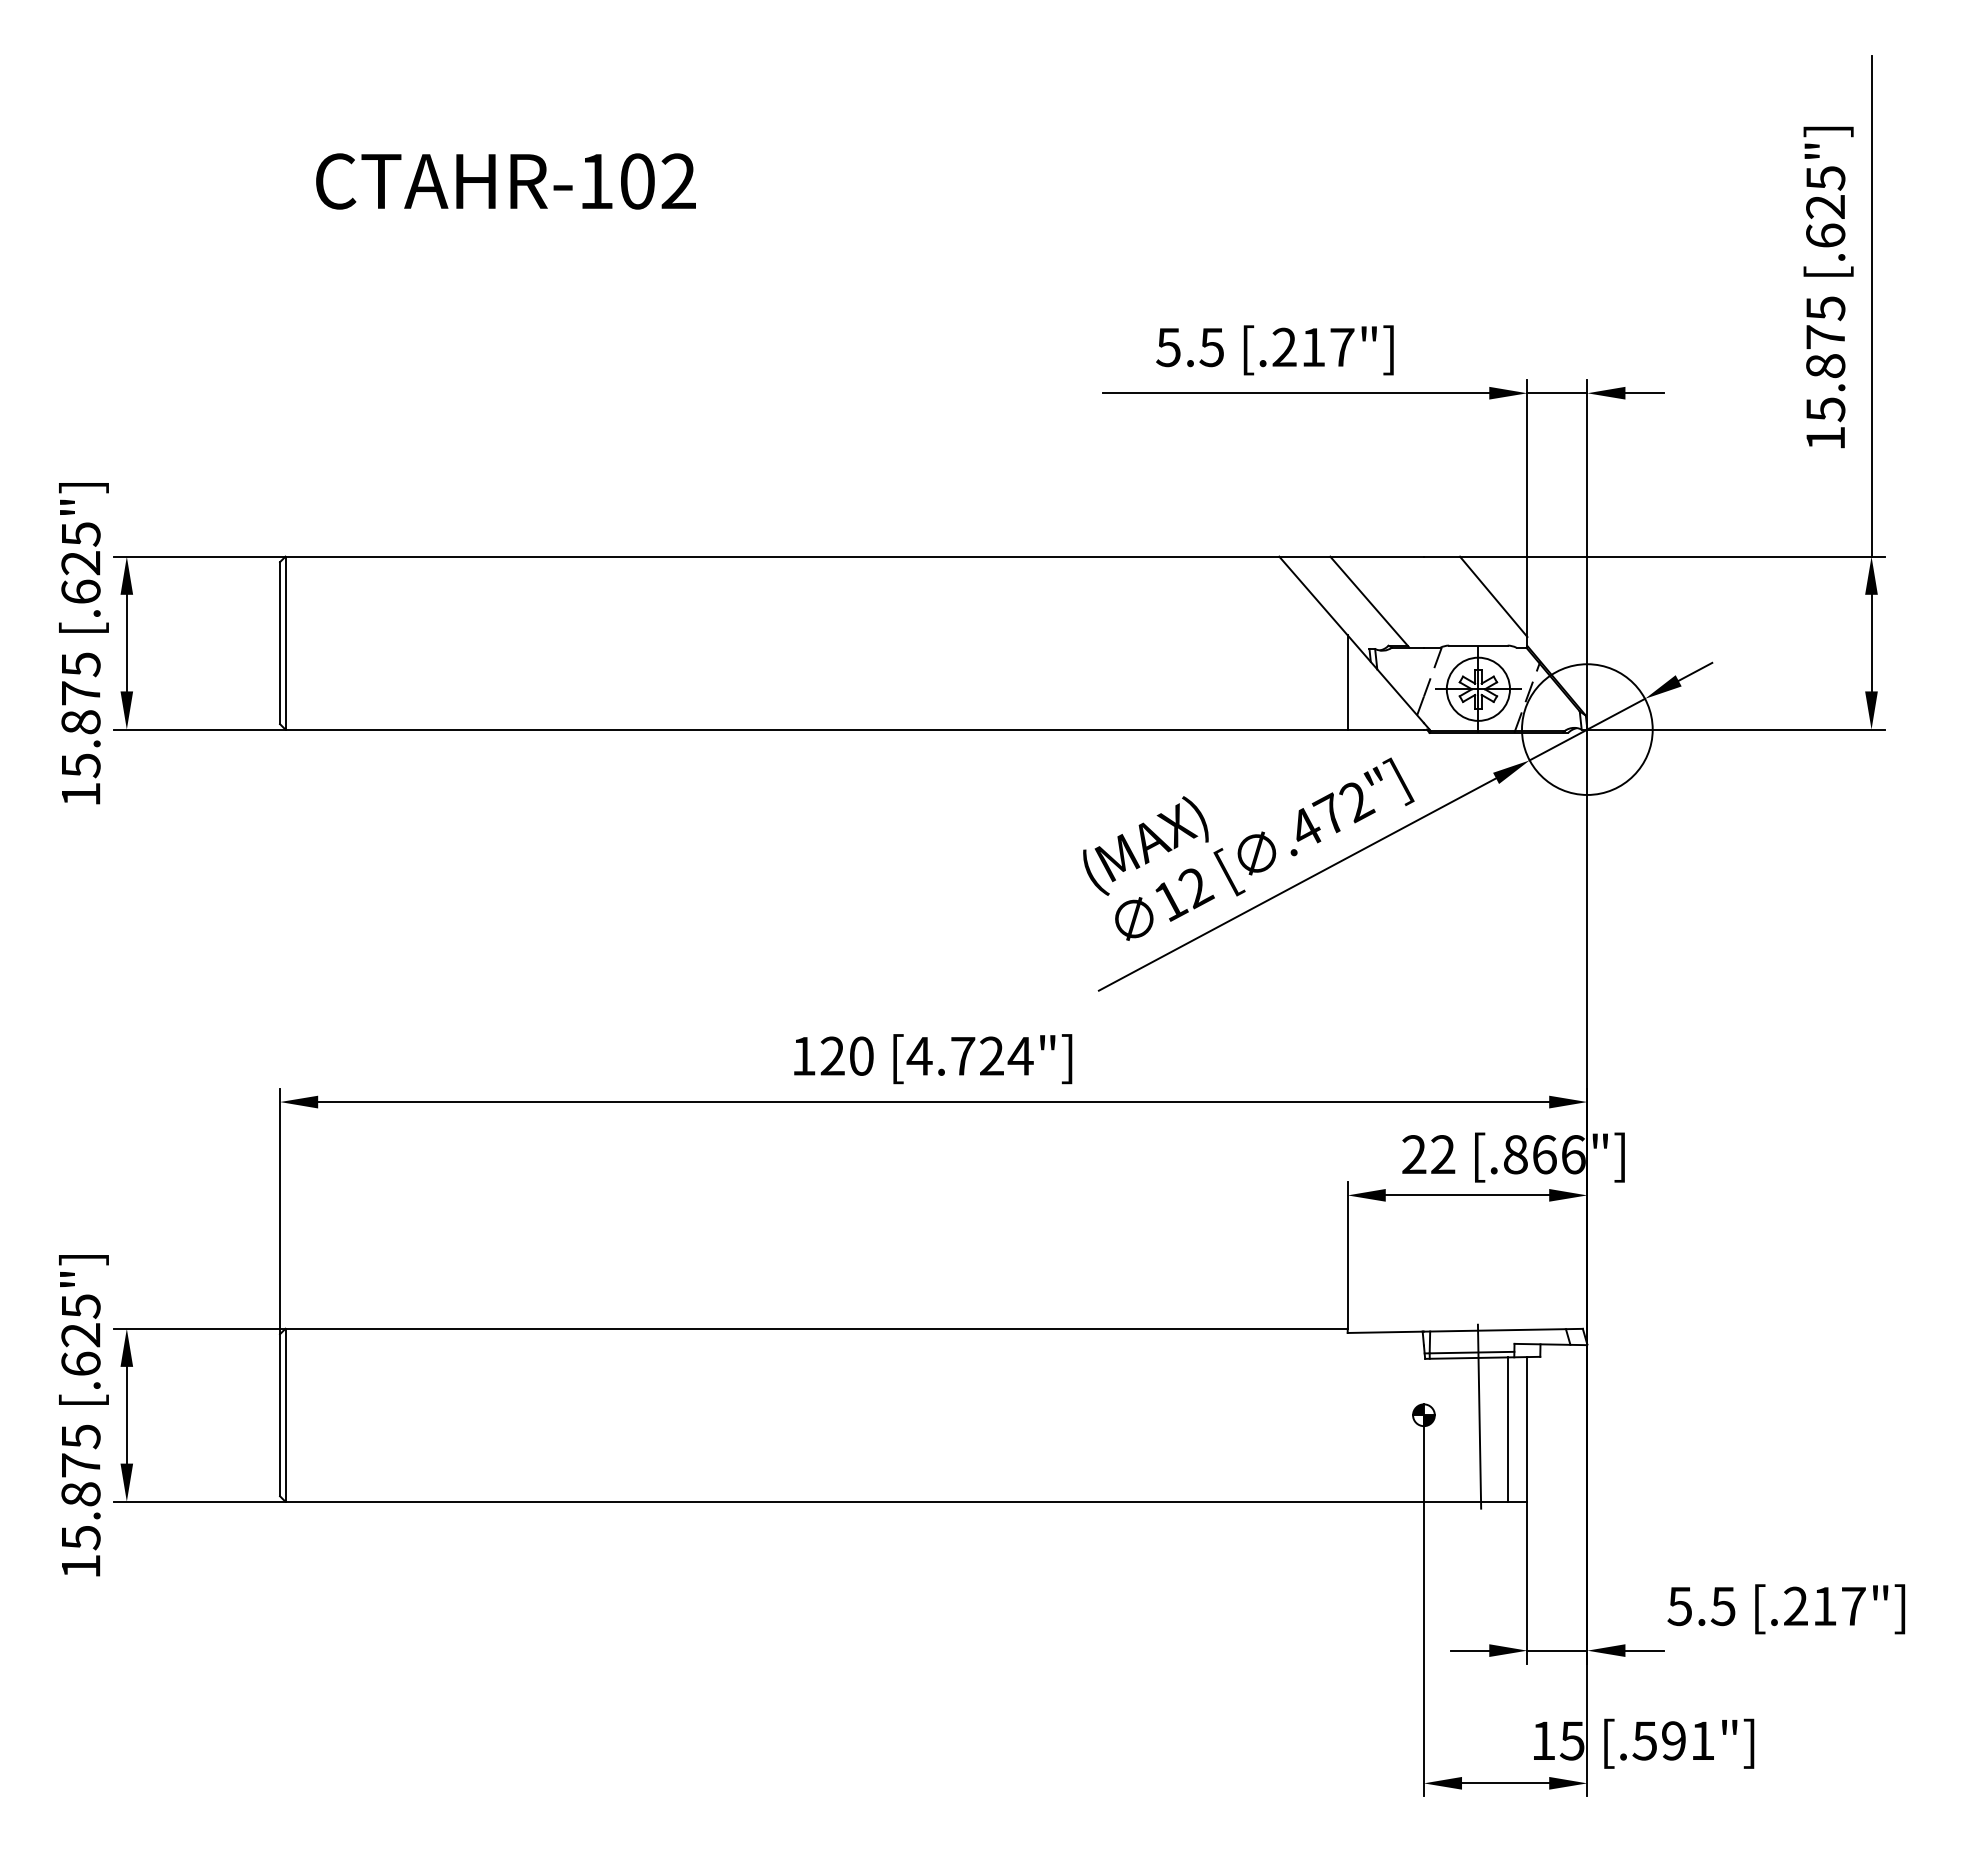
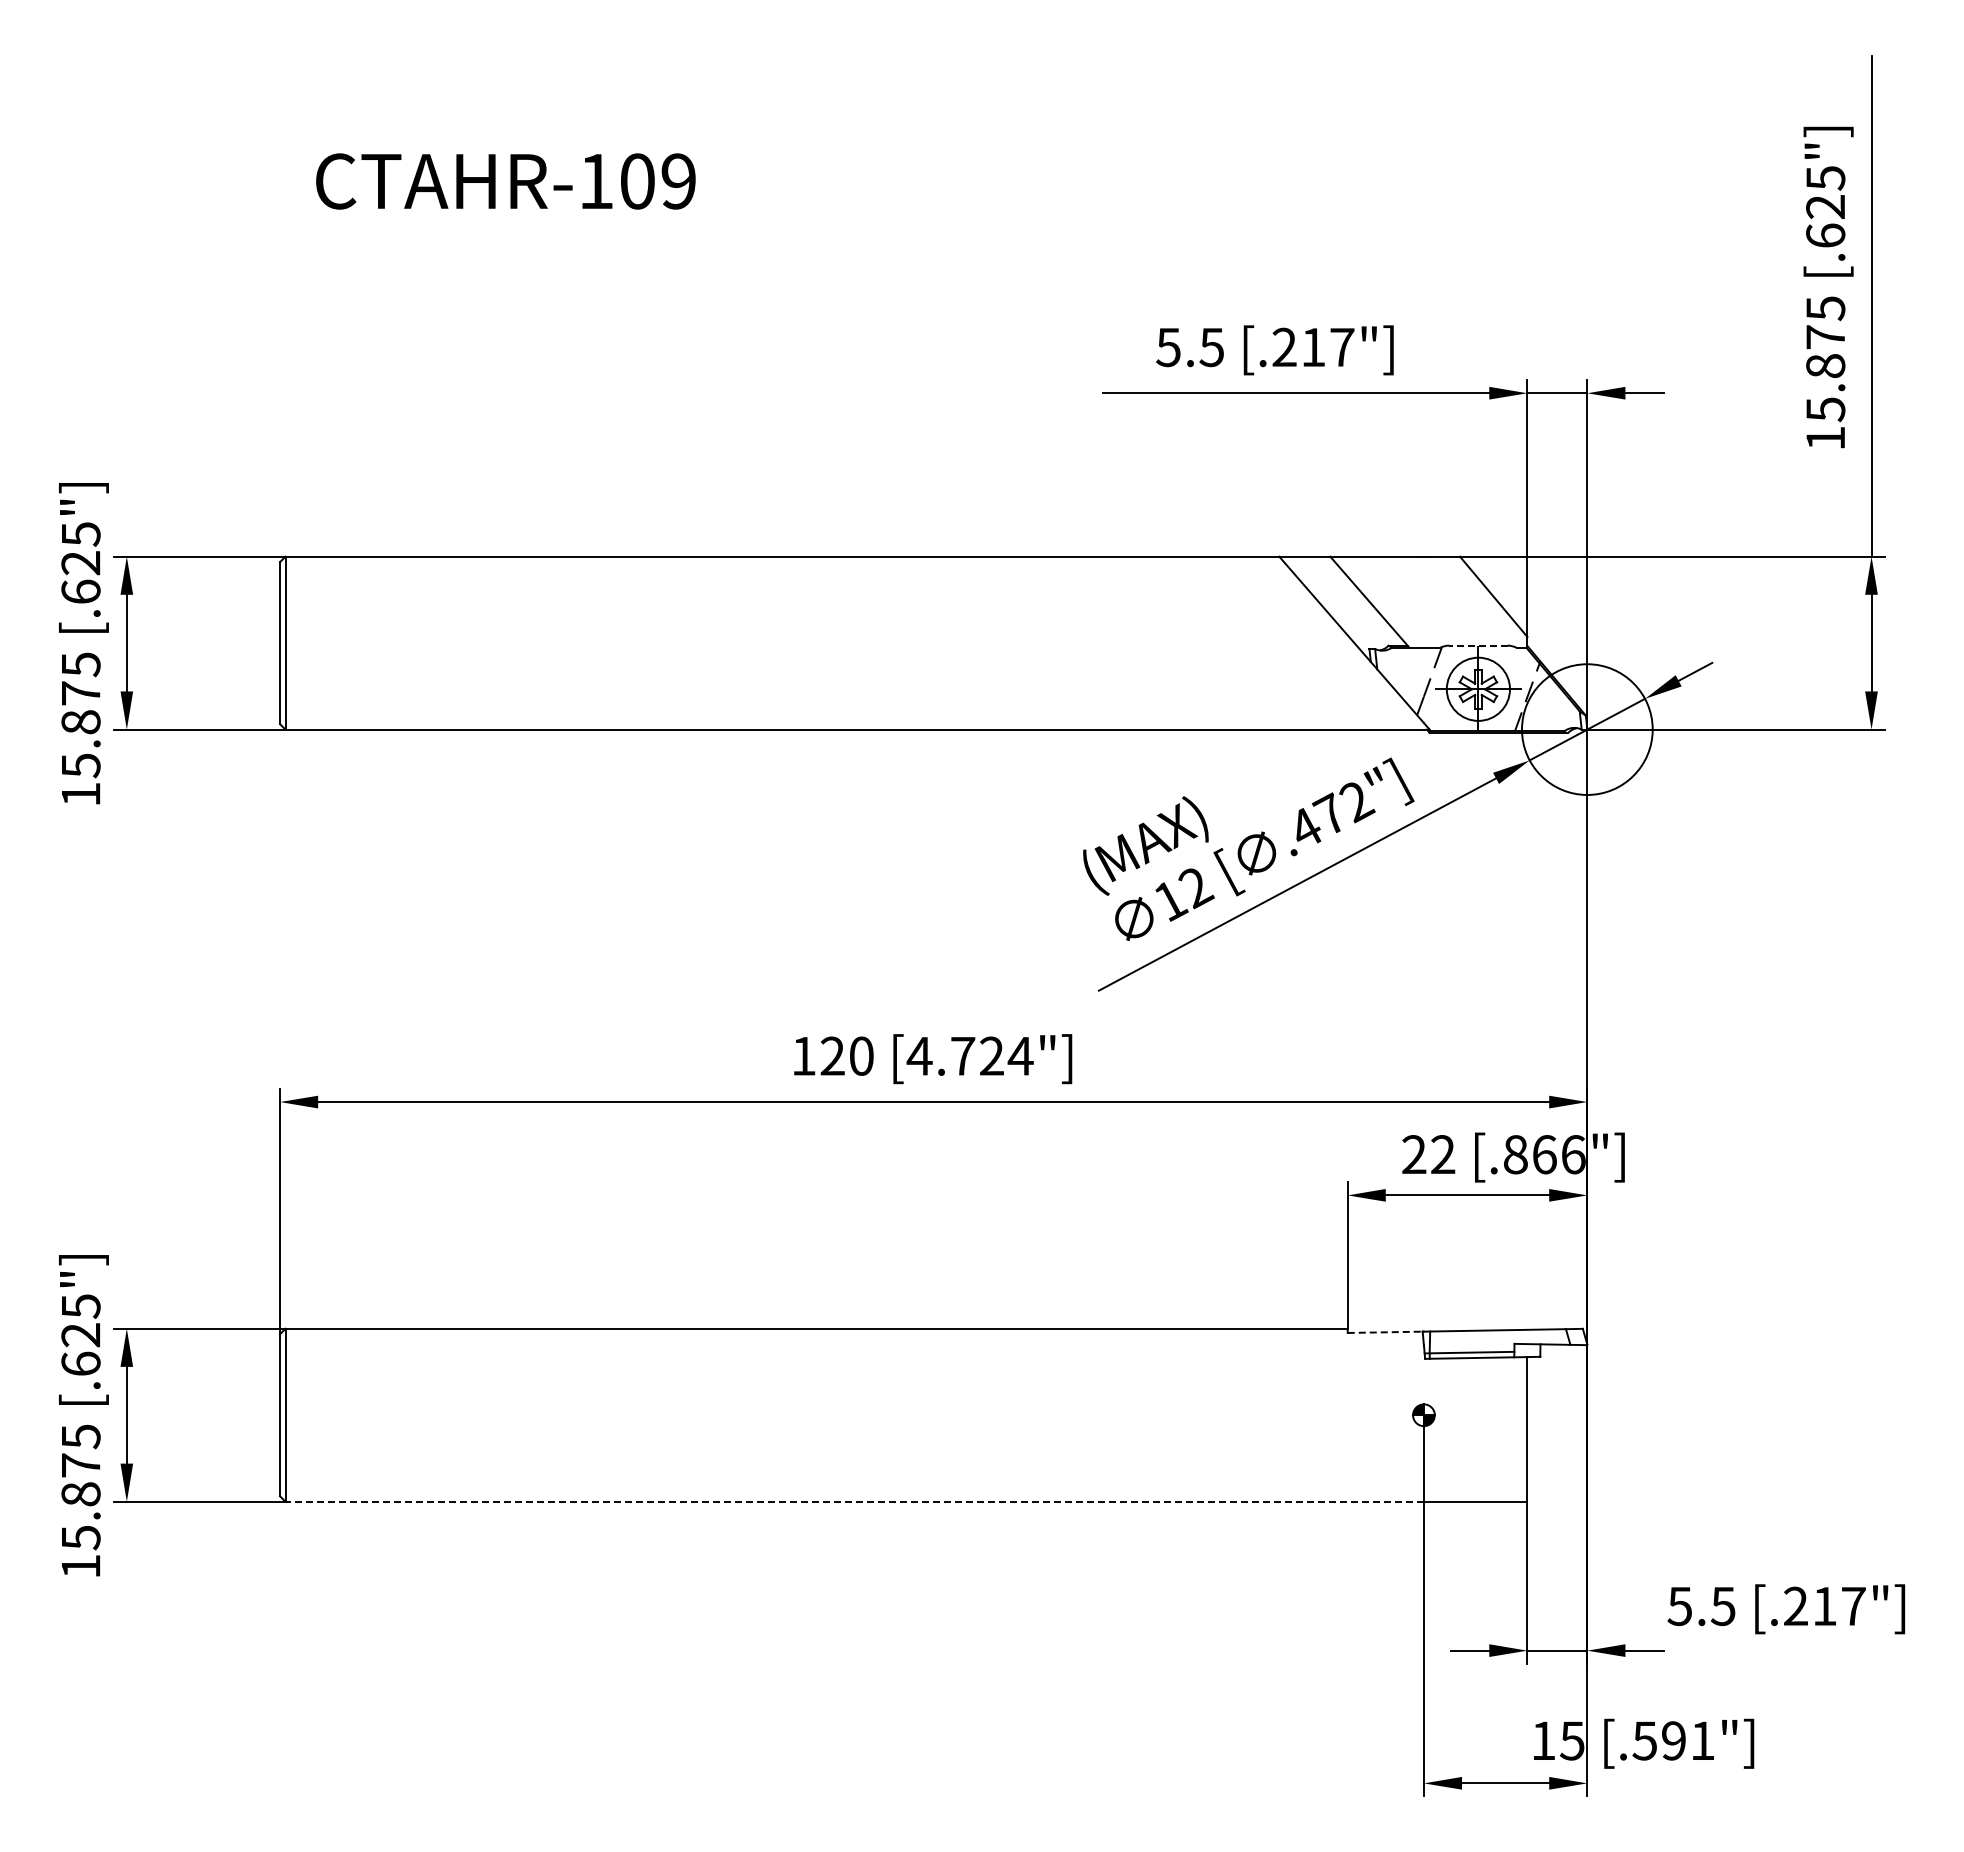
text: CTAHR-102 -> CTAHR-109 (678, 181)
line: solid -> dashed (1477, 645)
line: present -> none (1347, 681)
line: solid -> dashed (1385, 1332)
line: present -> none (1479, 1416)
line: present -> none (1507, 1429)
line: solid -> dashed (854, 1501)
